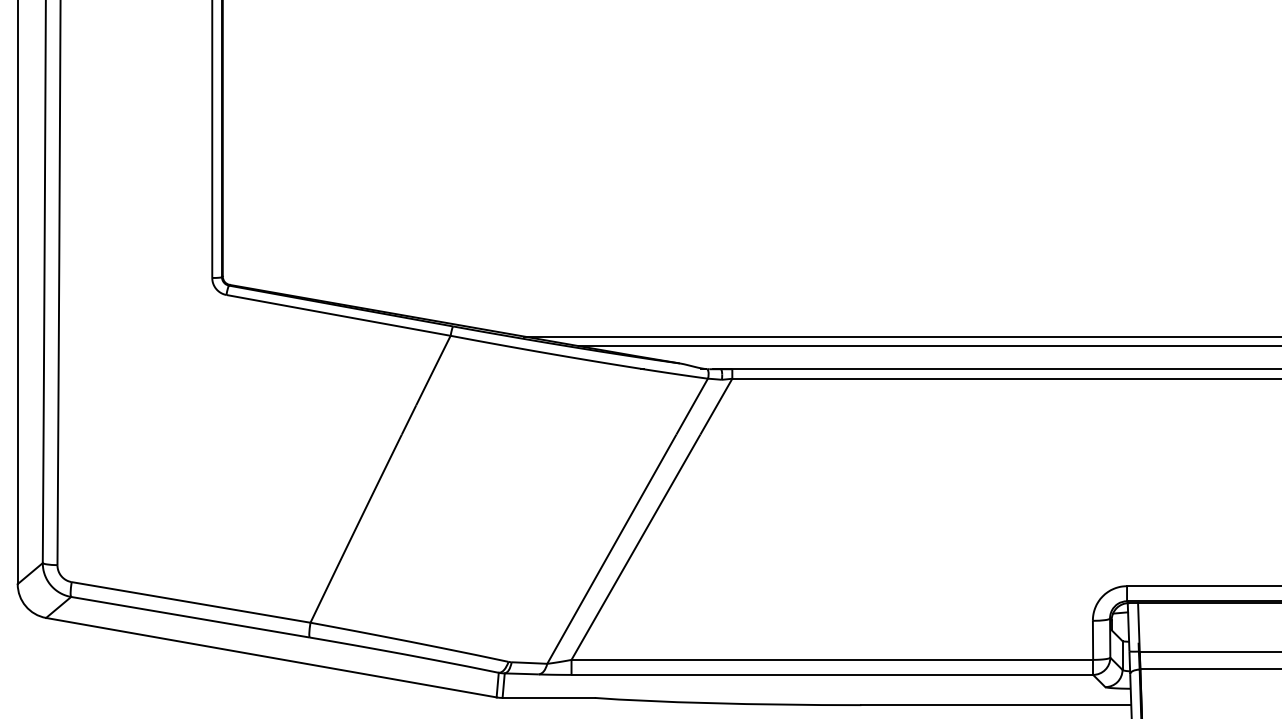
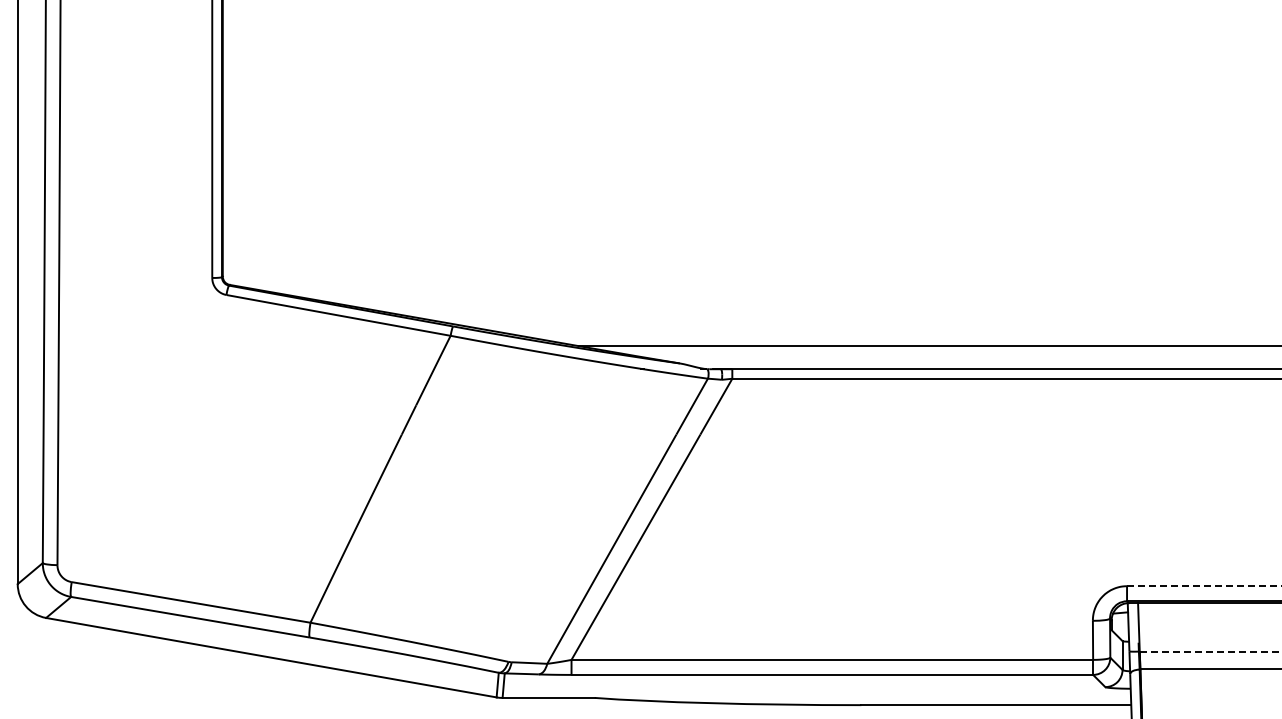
line: present -> none (901, 336)
line: solid -> dashed (1204, 586)
line: solid -> dashed (1210, 651)
